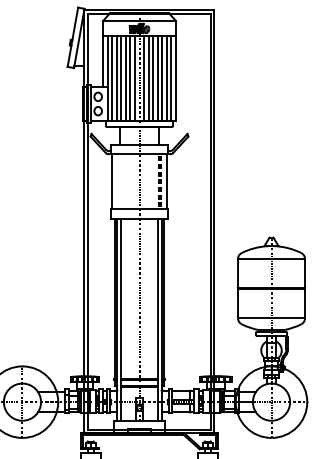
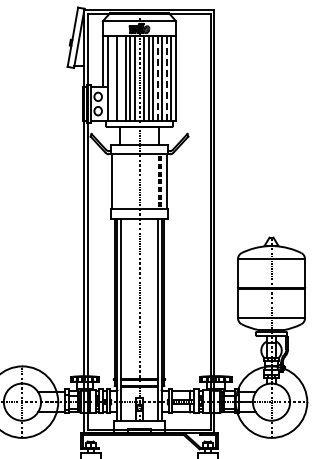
line: present -> none (112, 78)
line: present -> none (121, 78)
line: solid -> dashed (157, 78)
line: solid -> dashed (166, 78)
